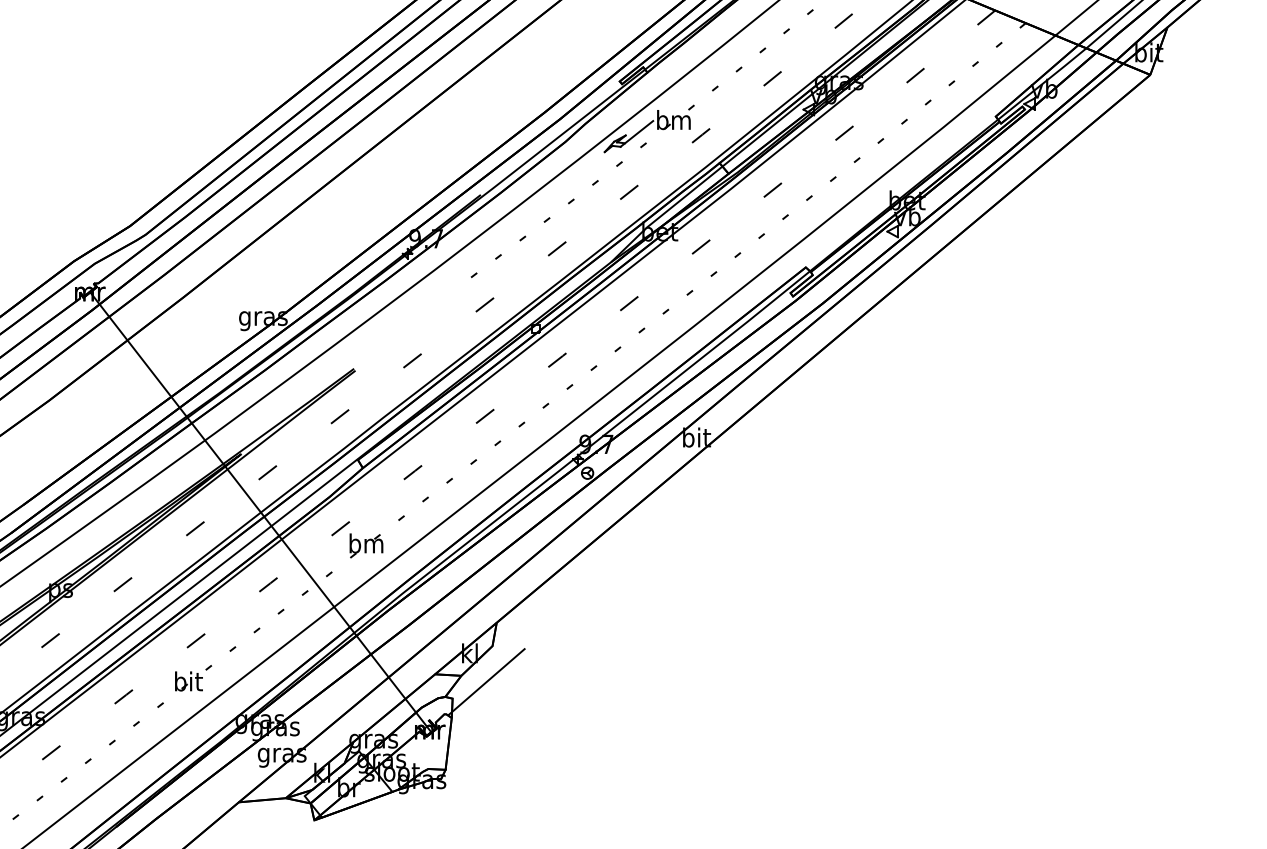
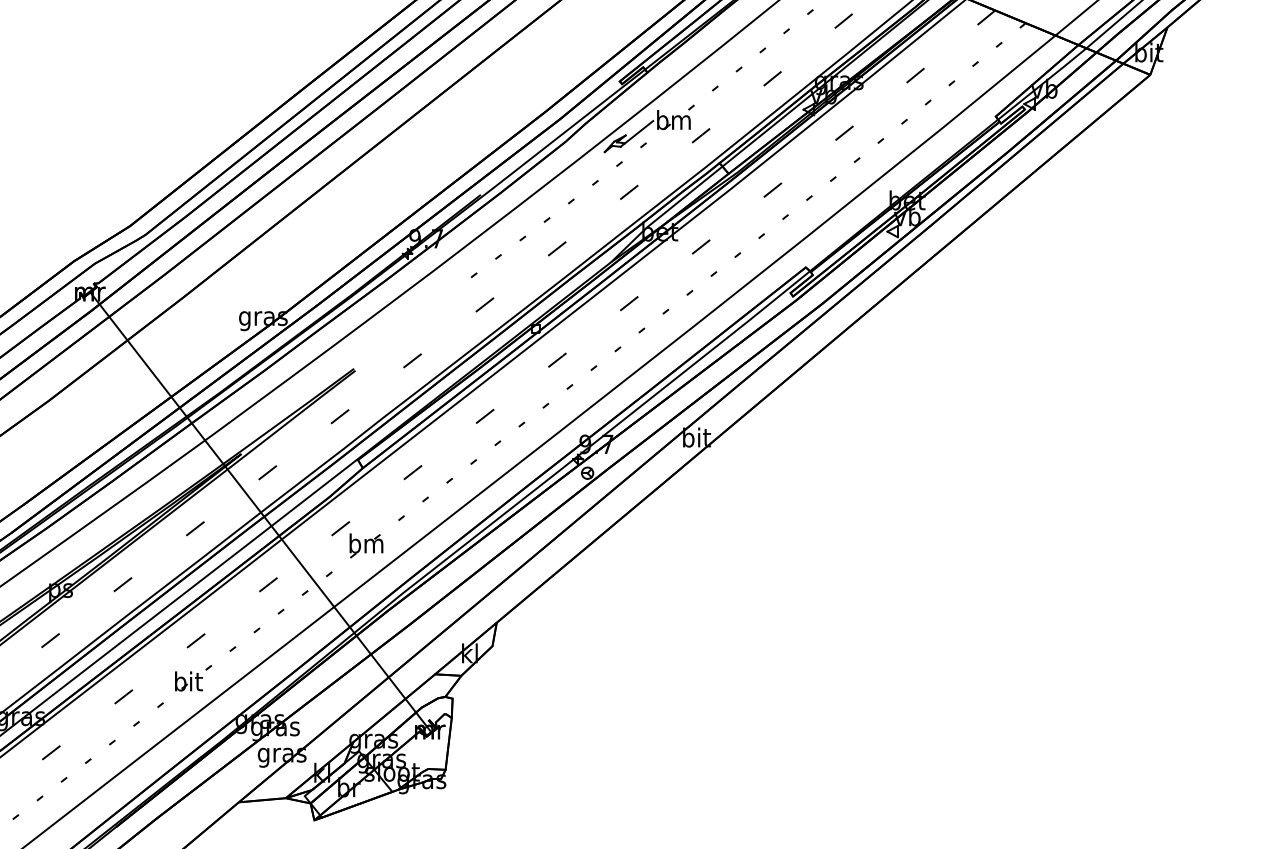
line: present -> none (486, 682)
